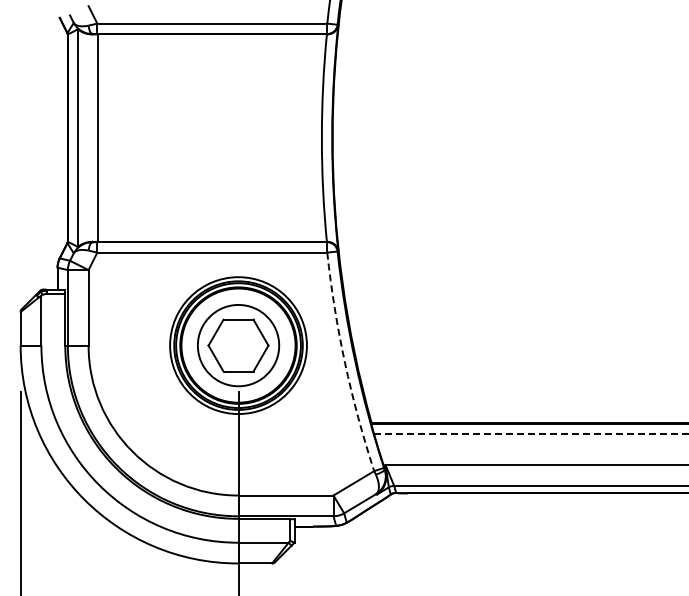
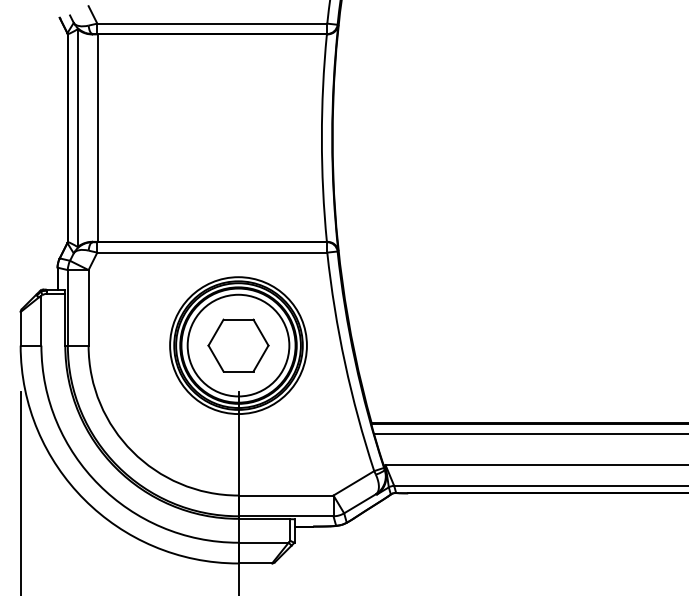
circle diameter: 81 px -> 102 px (238, 345)
arc: dashed -> solid (345, 363)
line: dashed -> solid (531, 434)
